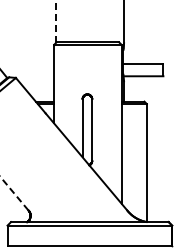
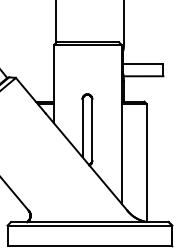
line: dashed -> solid (55, 21)
line: dashed -> solid (14, 193)
